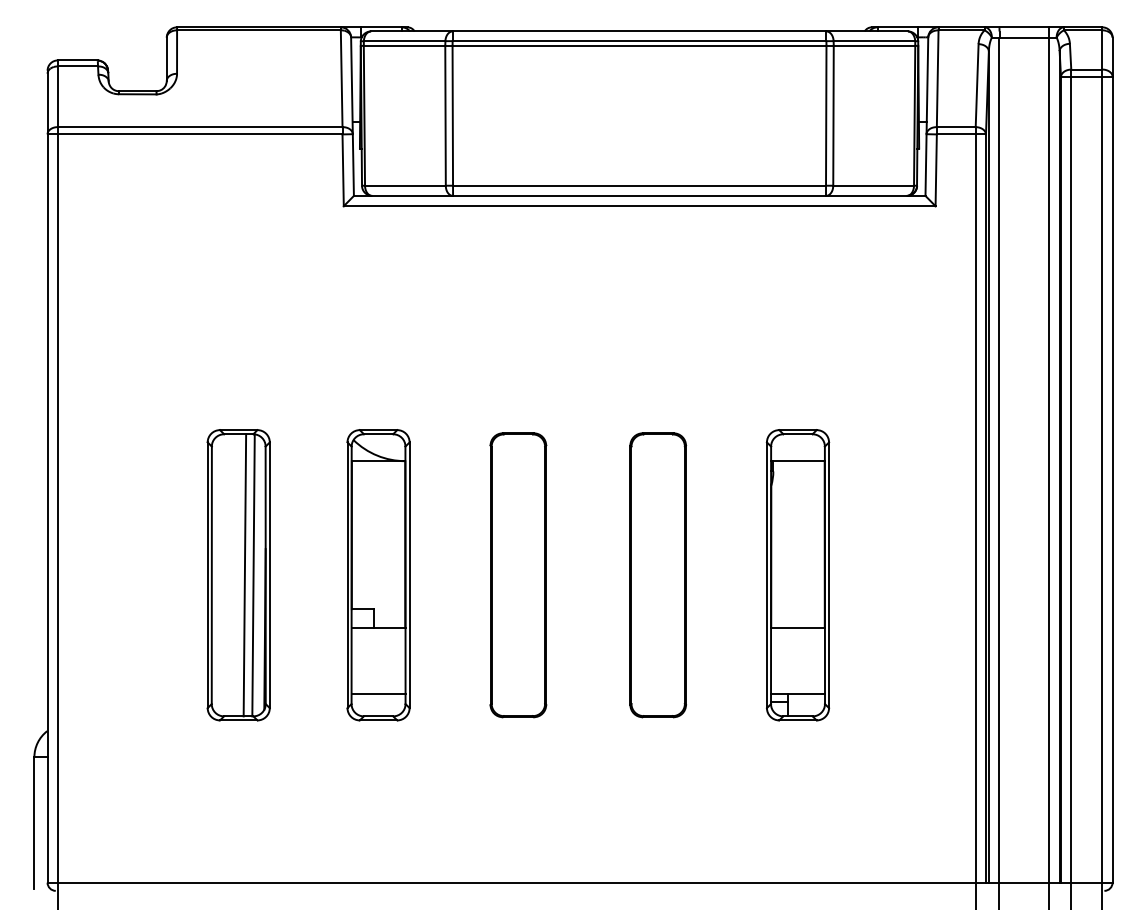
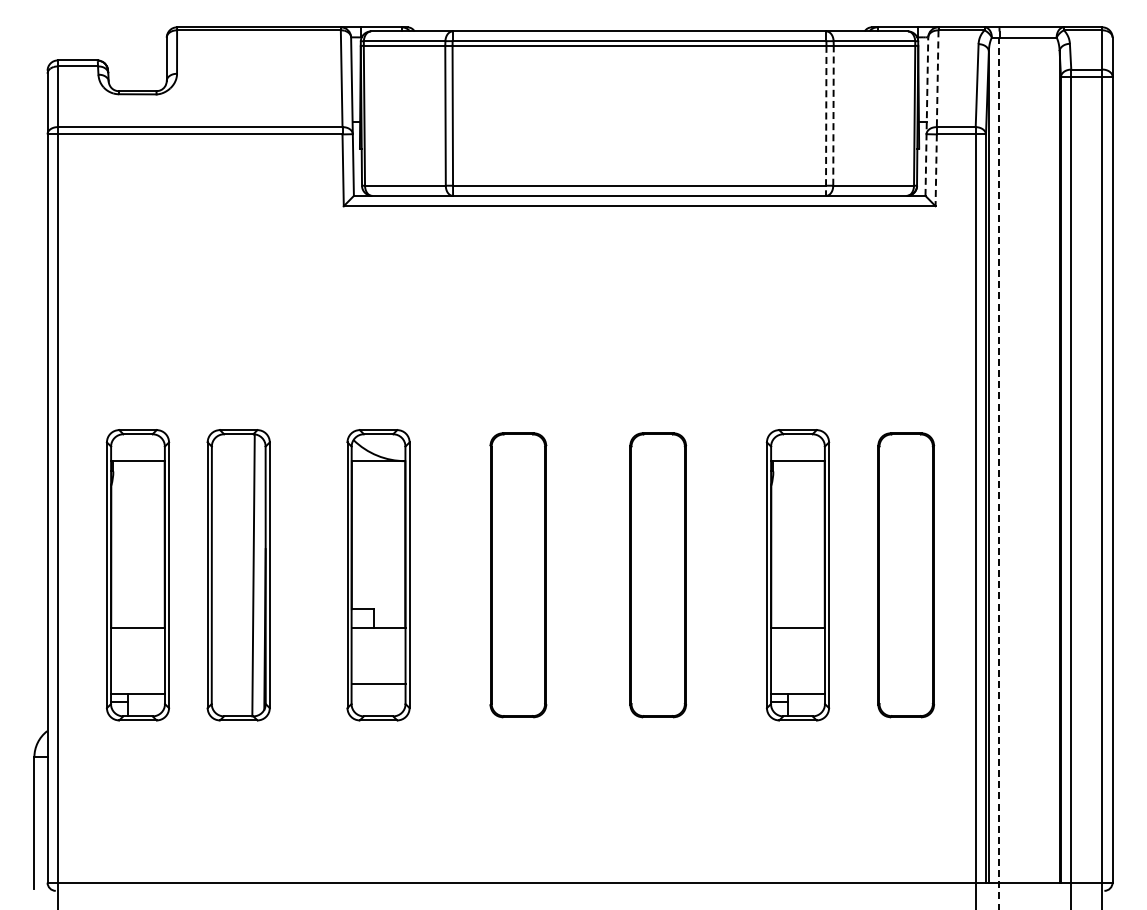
line: solid -> dashed (937, 79)
line: solid -> dashed (833, 115)
line: solid -> dashed (926, 116)
line: solid -> dashed (826, 121)
line: solid -> dashed (936, 170)
line: present -> none (1049, 466)
line: solid -> dashed (999, 473)
part: none -> present (137, 575)
line: present -> none (244, 575)
part: none -> present (906, 575)
line position: (378, 693) -> (378, 683) (378, 683)
